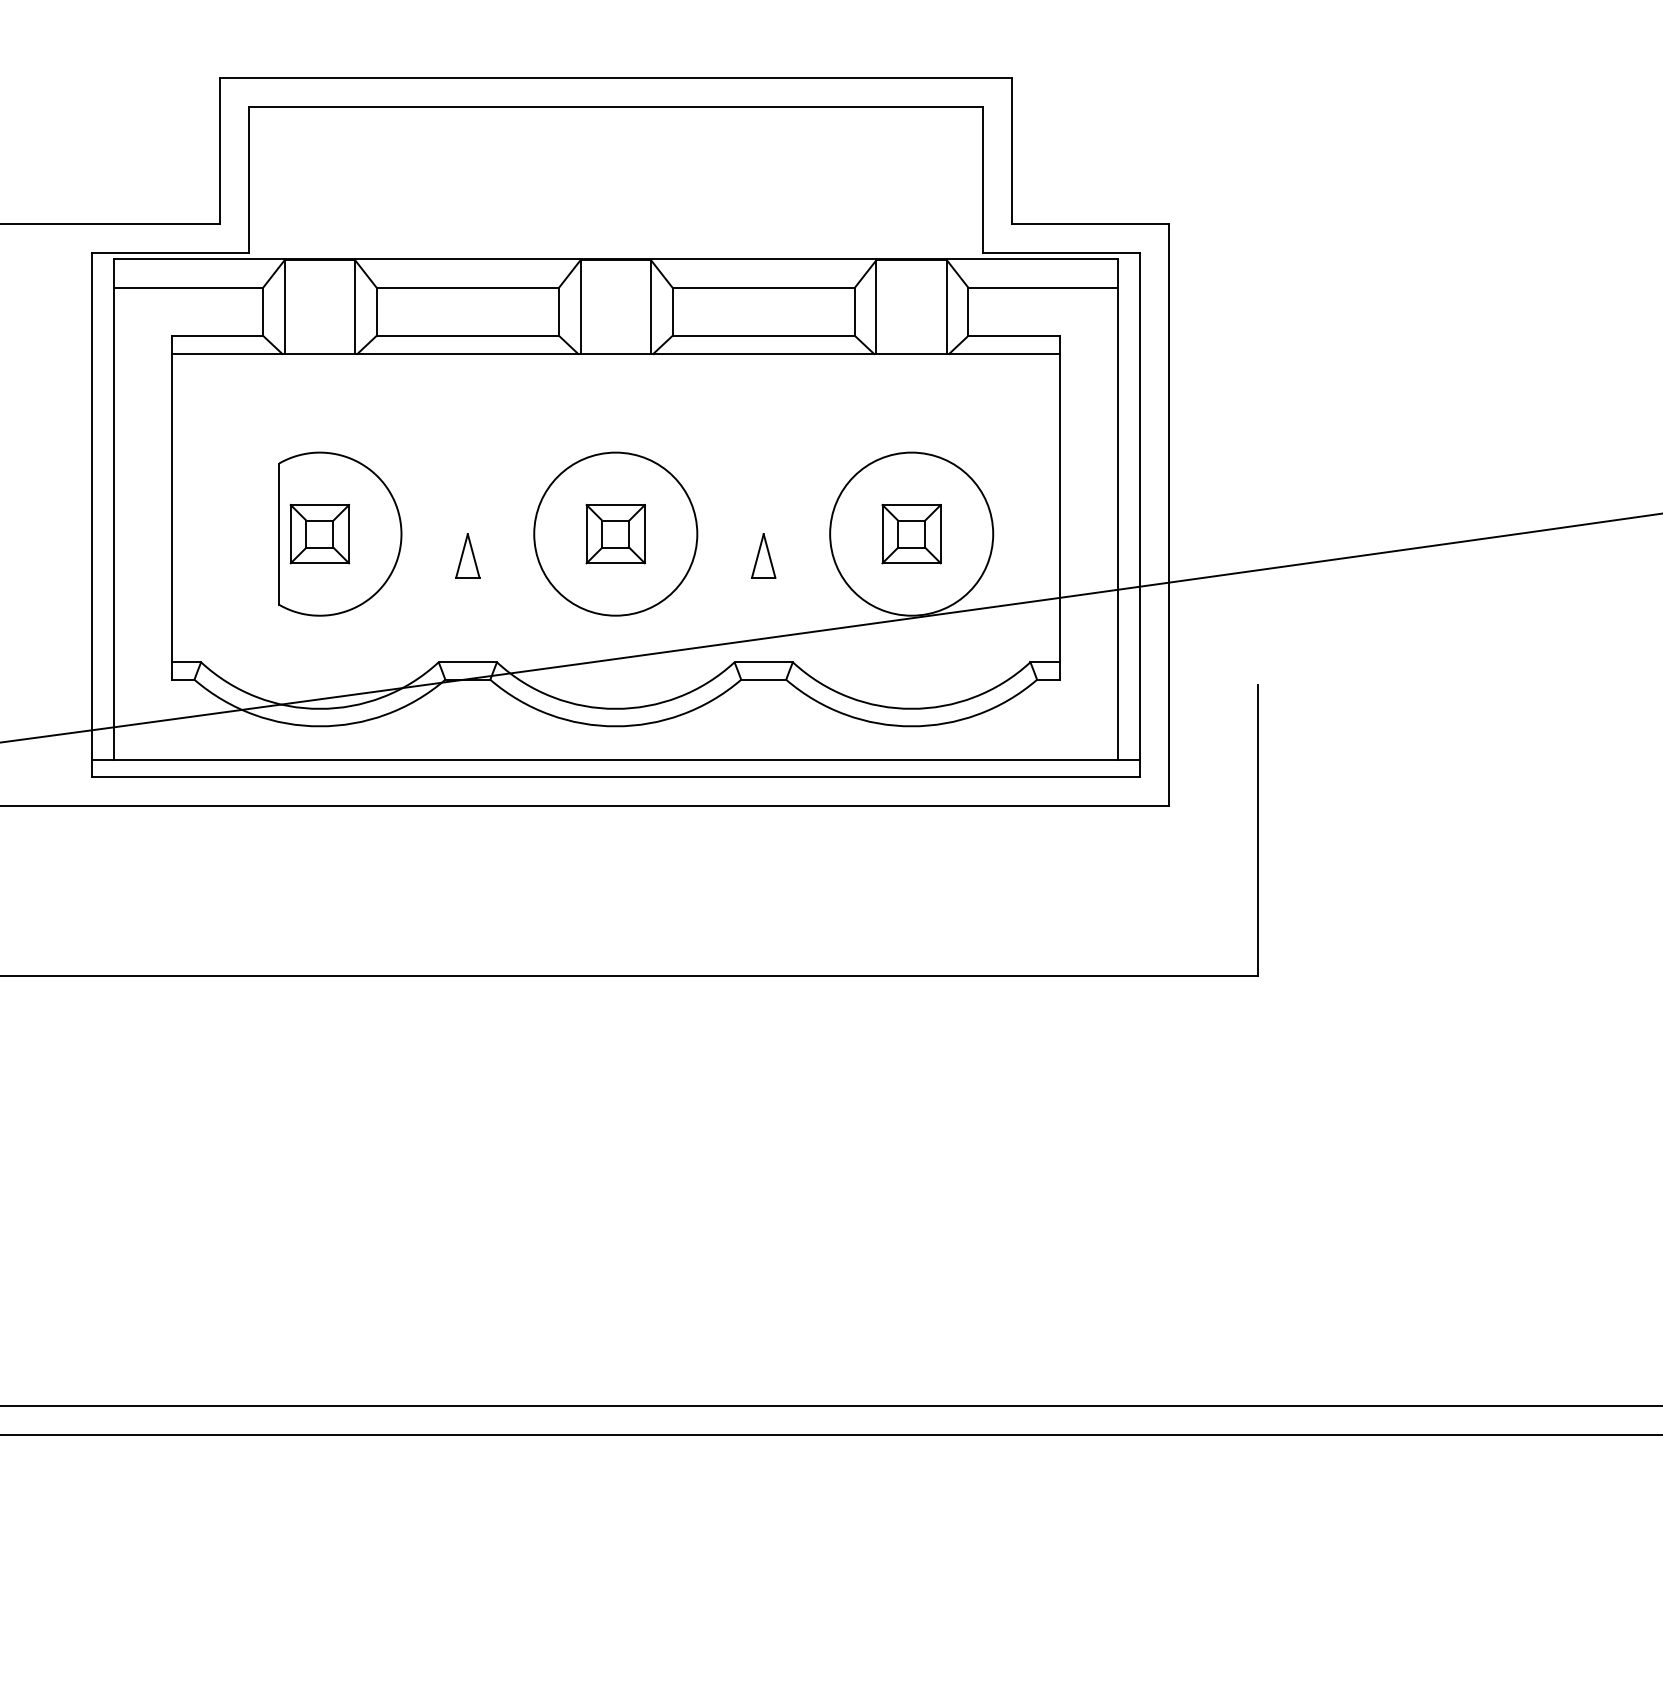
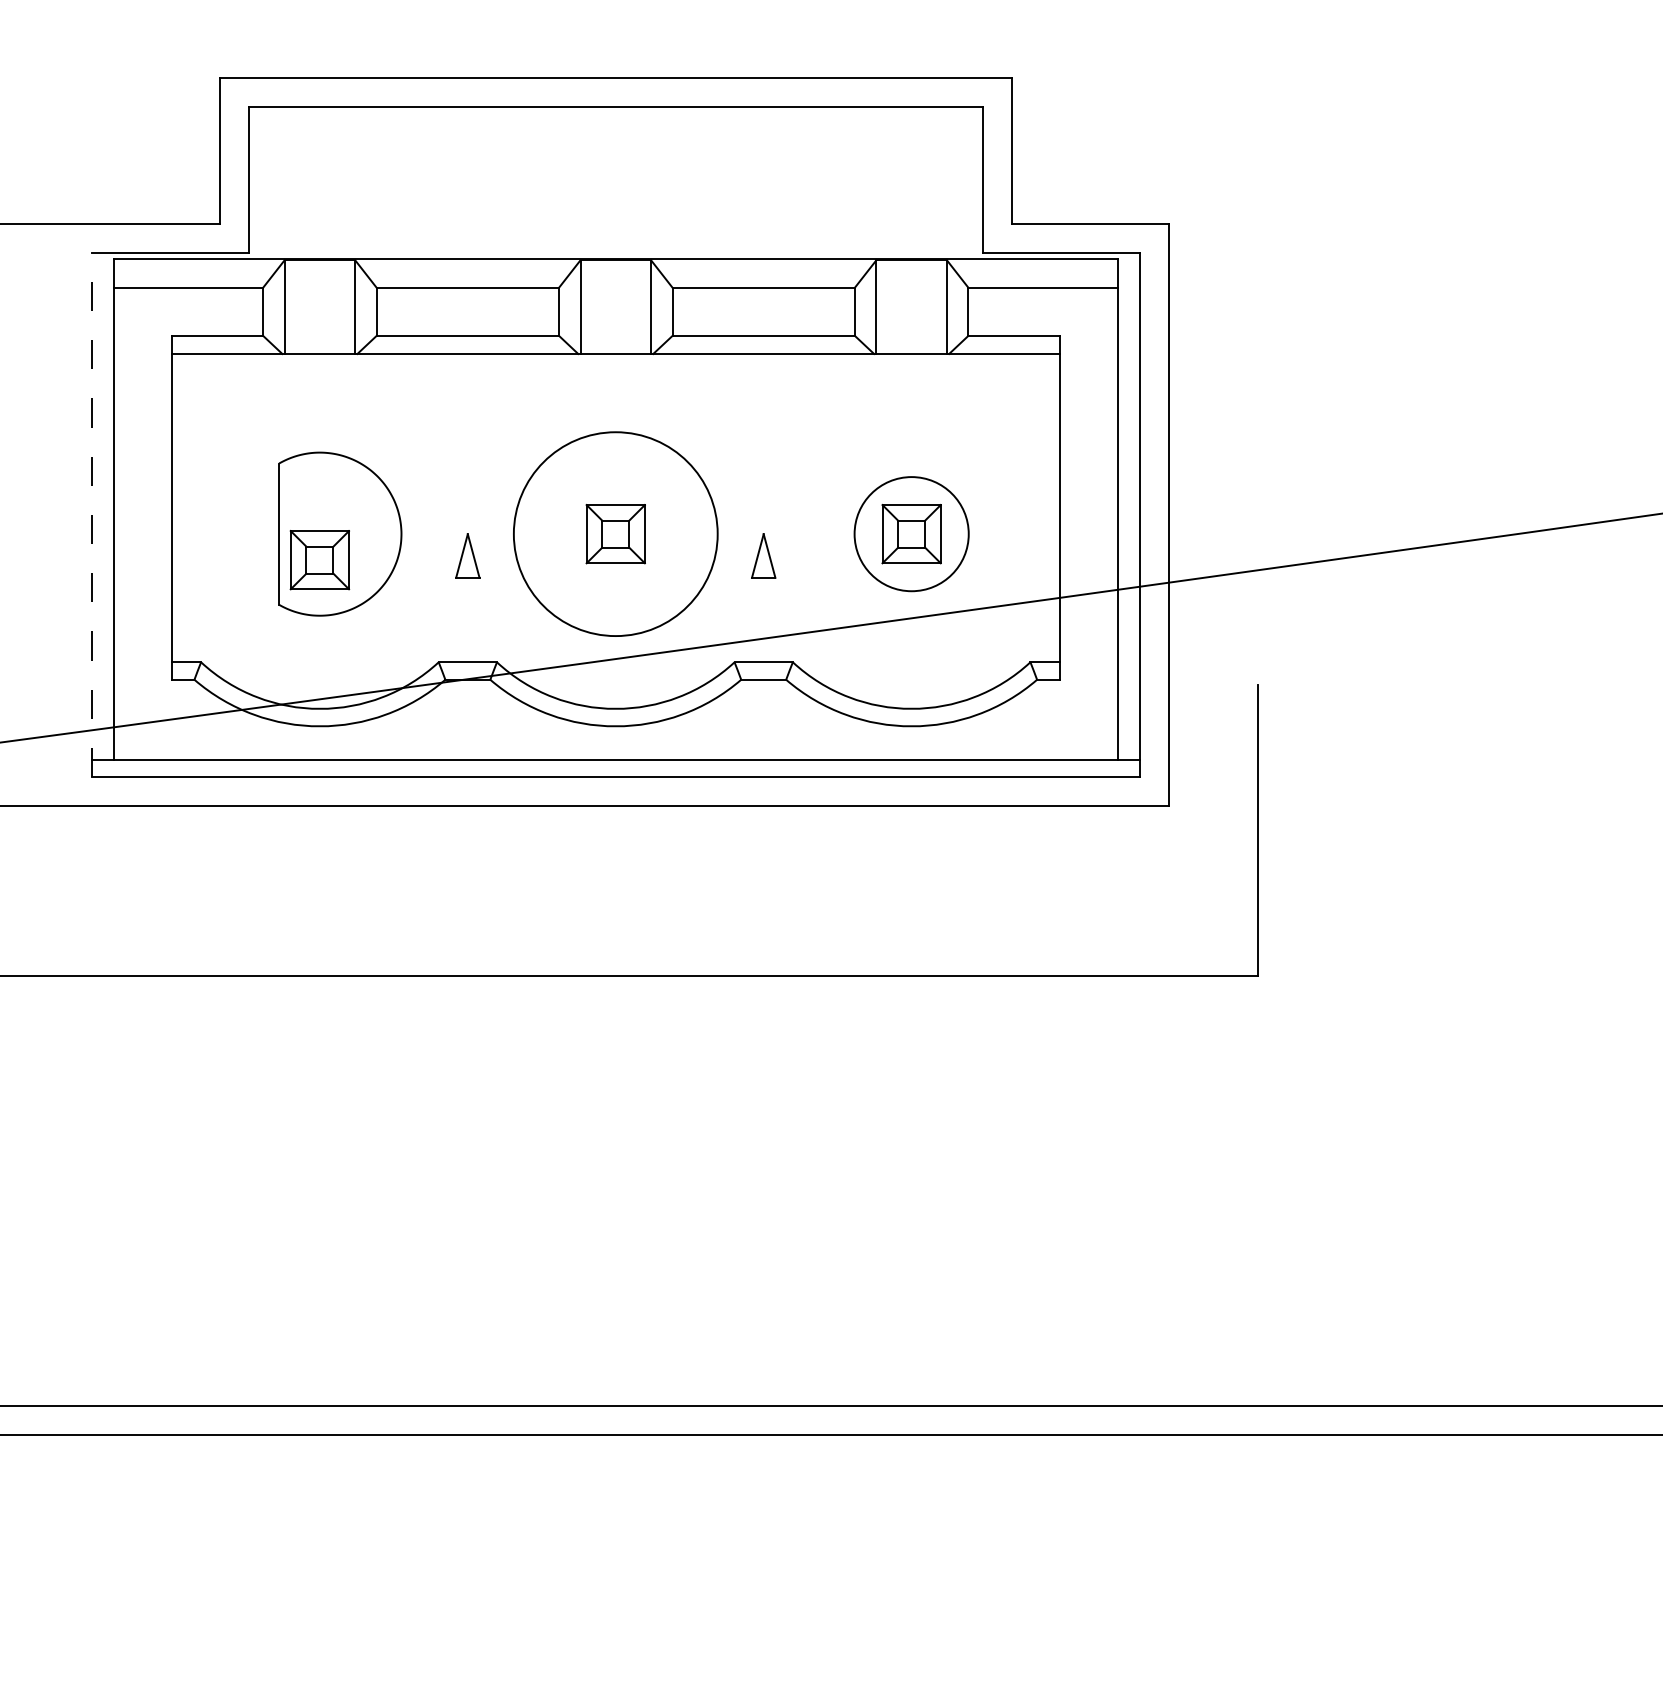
line: solid -> dashed (91, 514)
circle diameter: 163 px -> 204 px (615, 534)
circle diameter: 163 px -> 114 px (911, 534)
part position: (319, 534) -> (319, 560) (319, 560)
